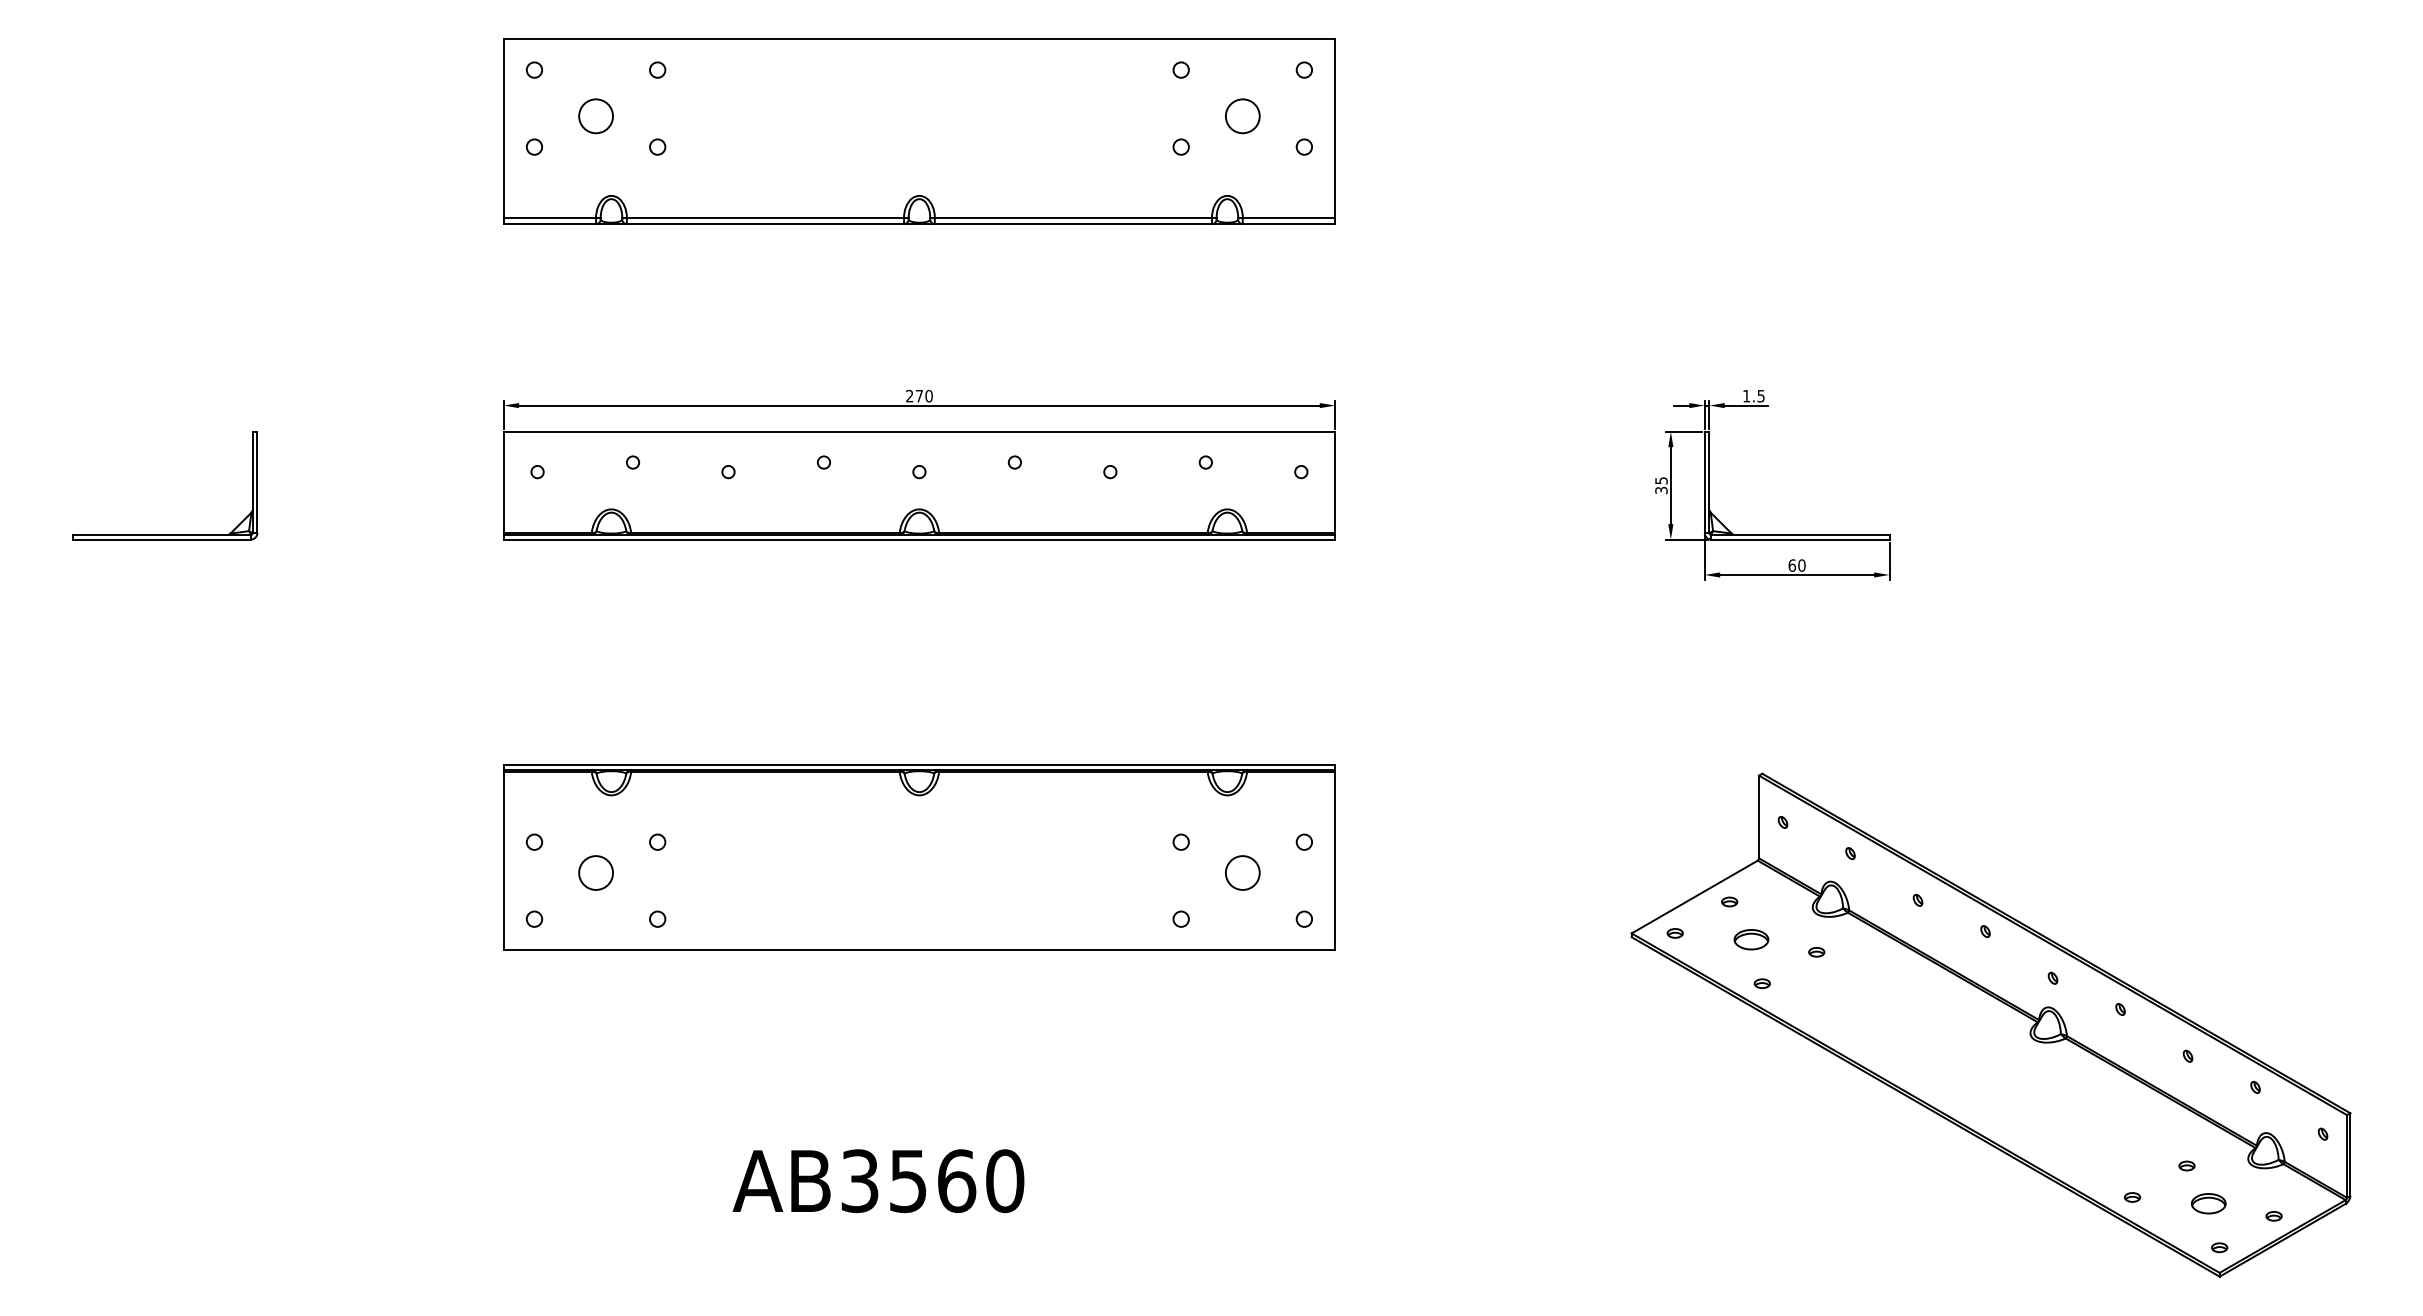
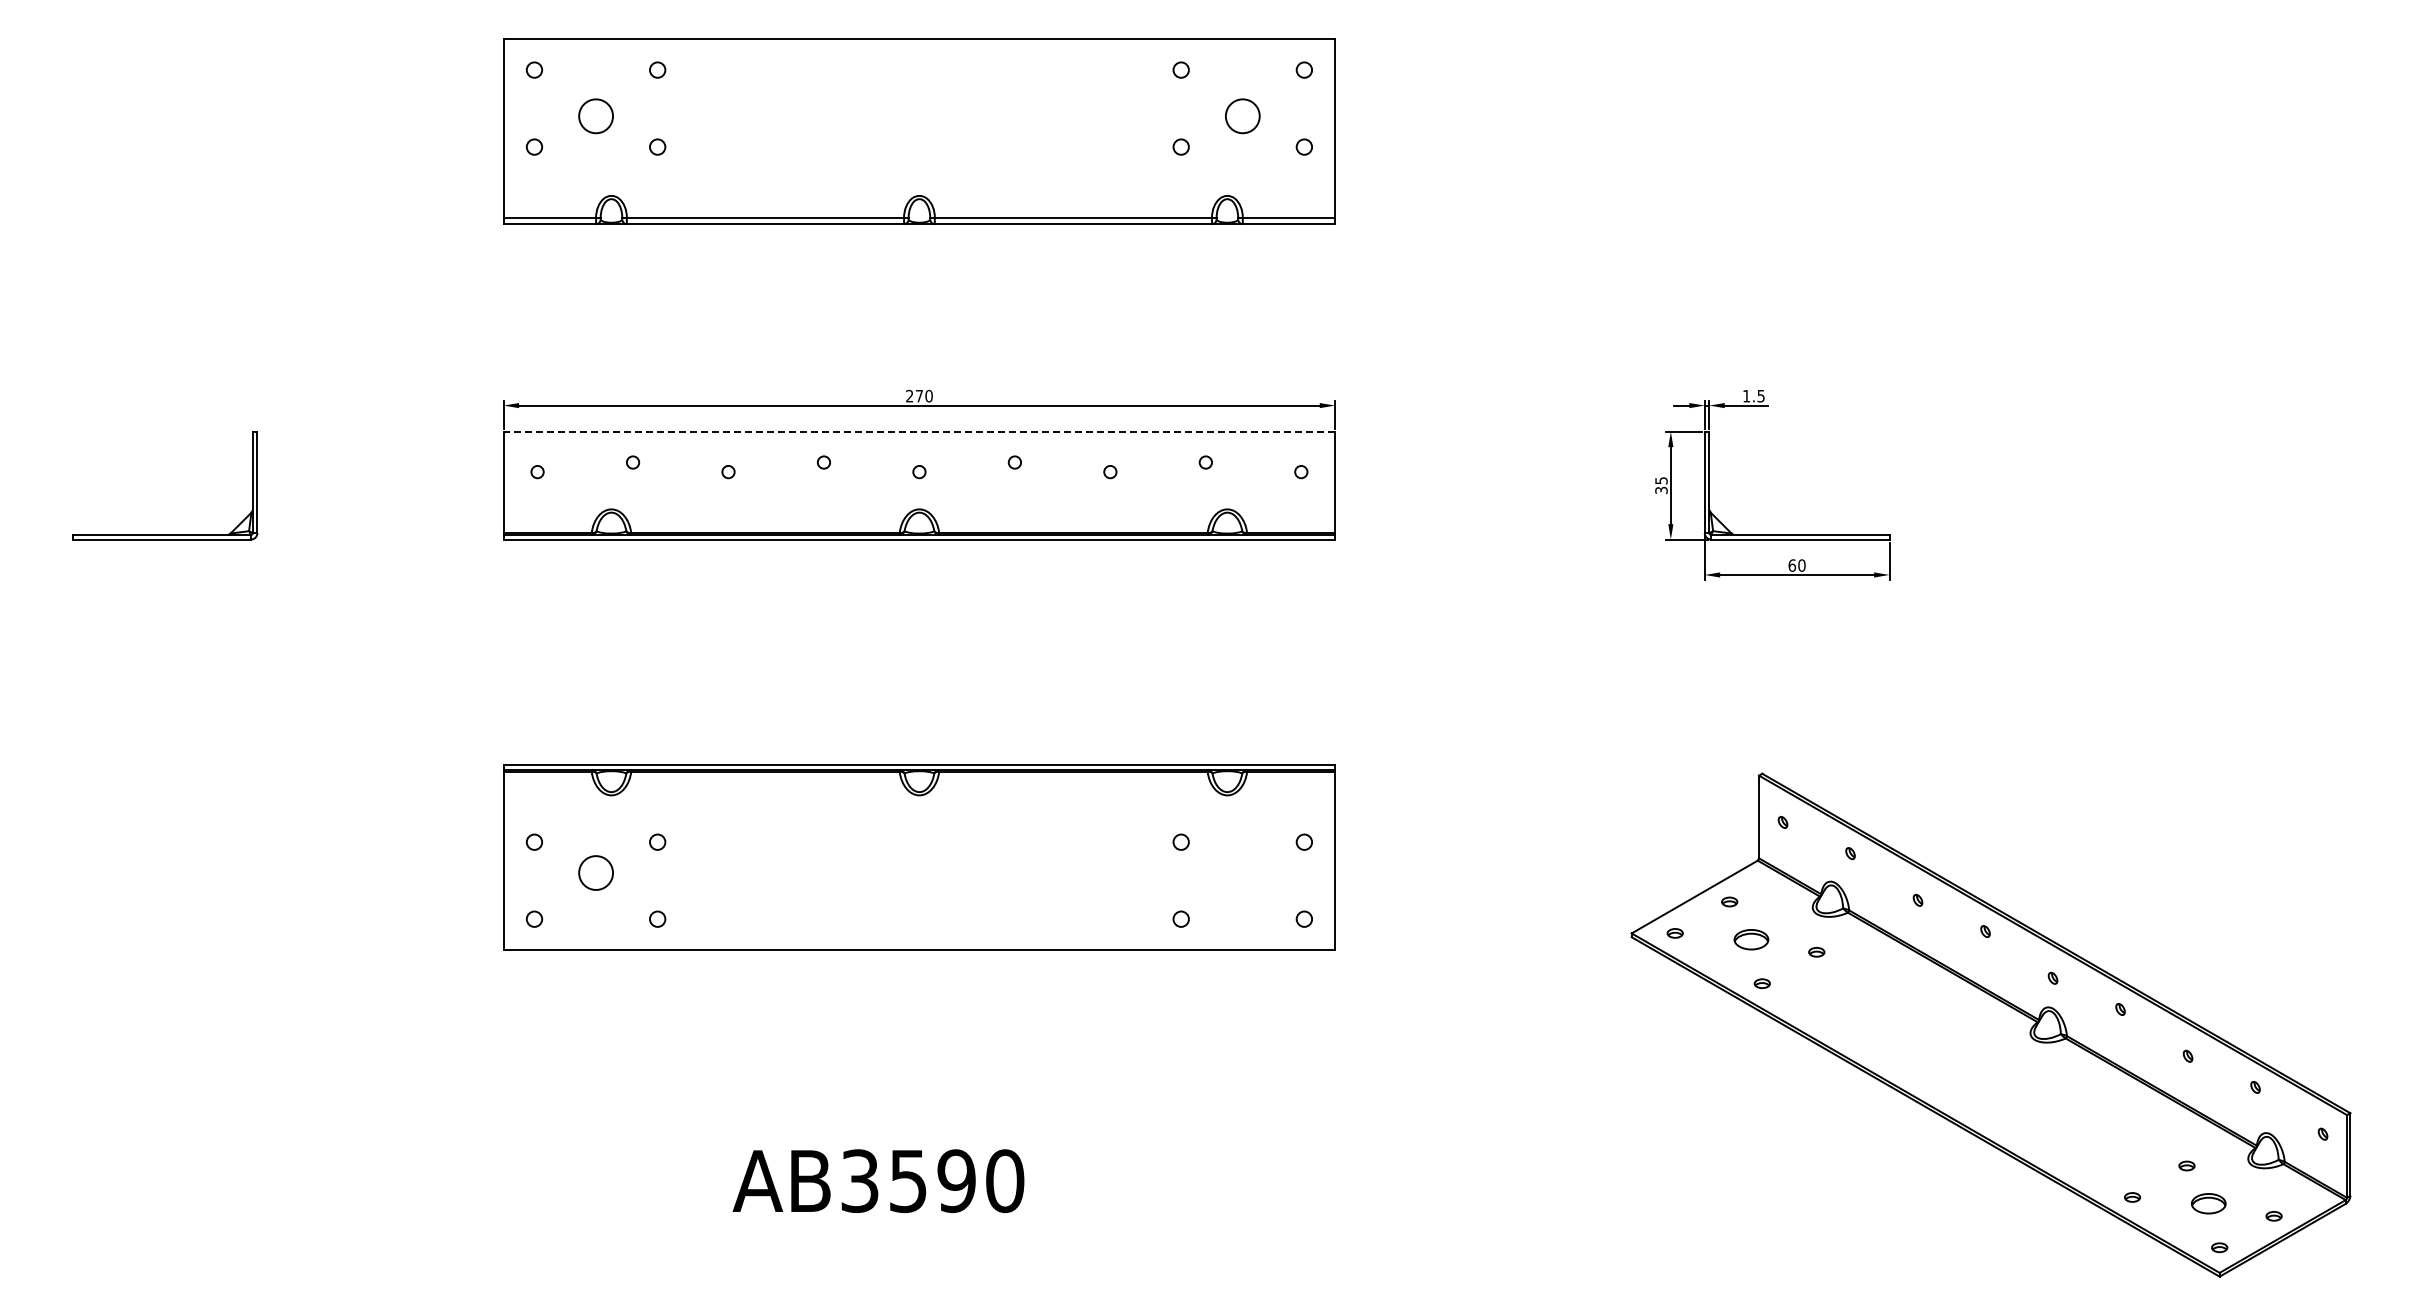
line: solid -> dashed (919, 431)
circle: present -> none (1242, 872)
text: AB3560 -> AB3590 (956, 1181)
